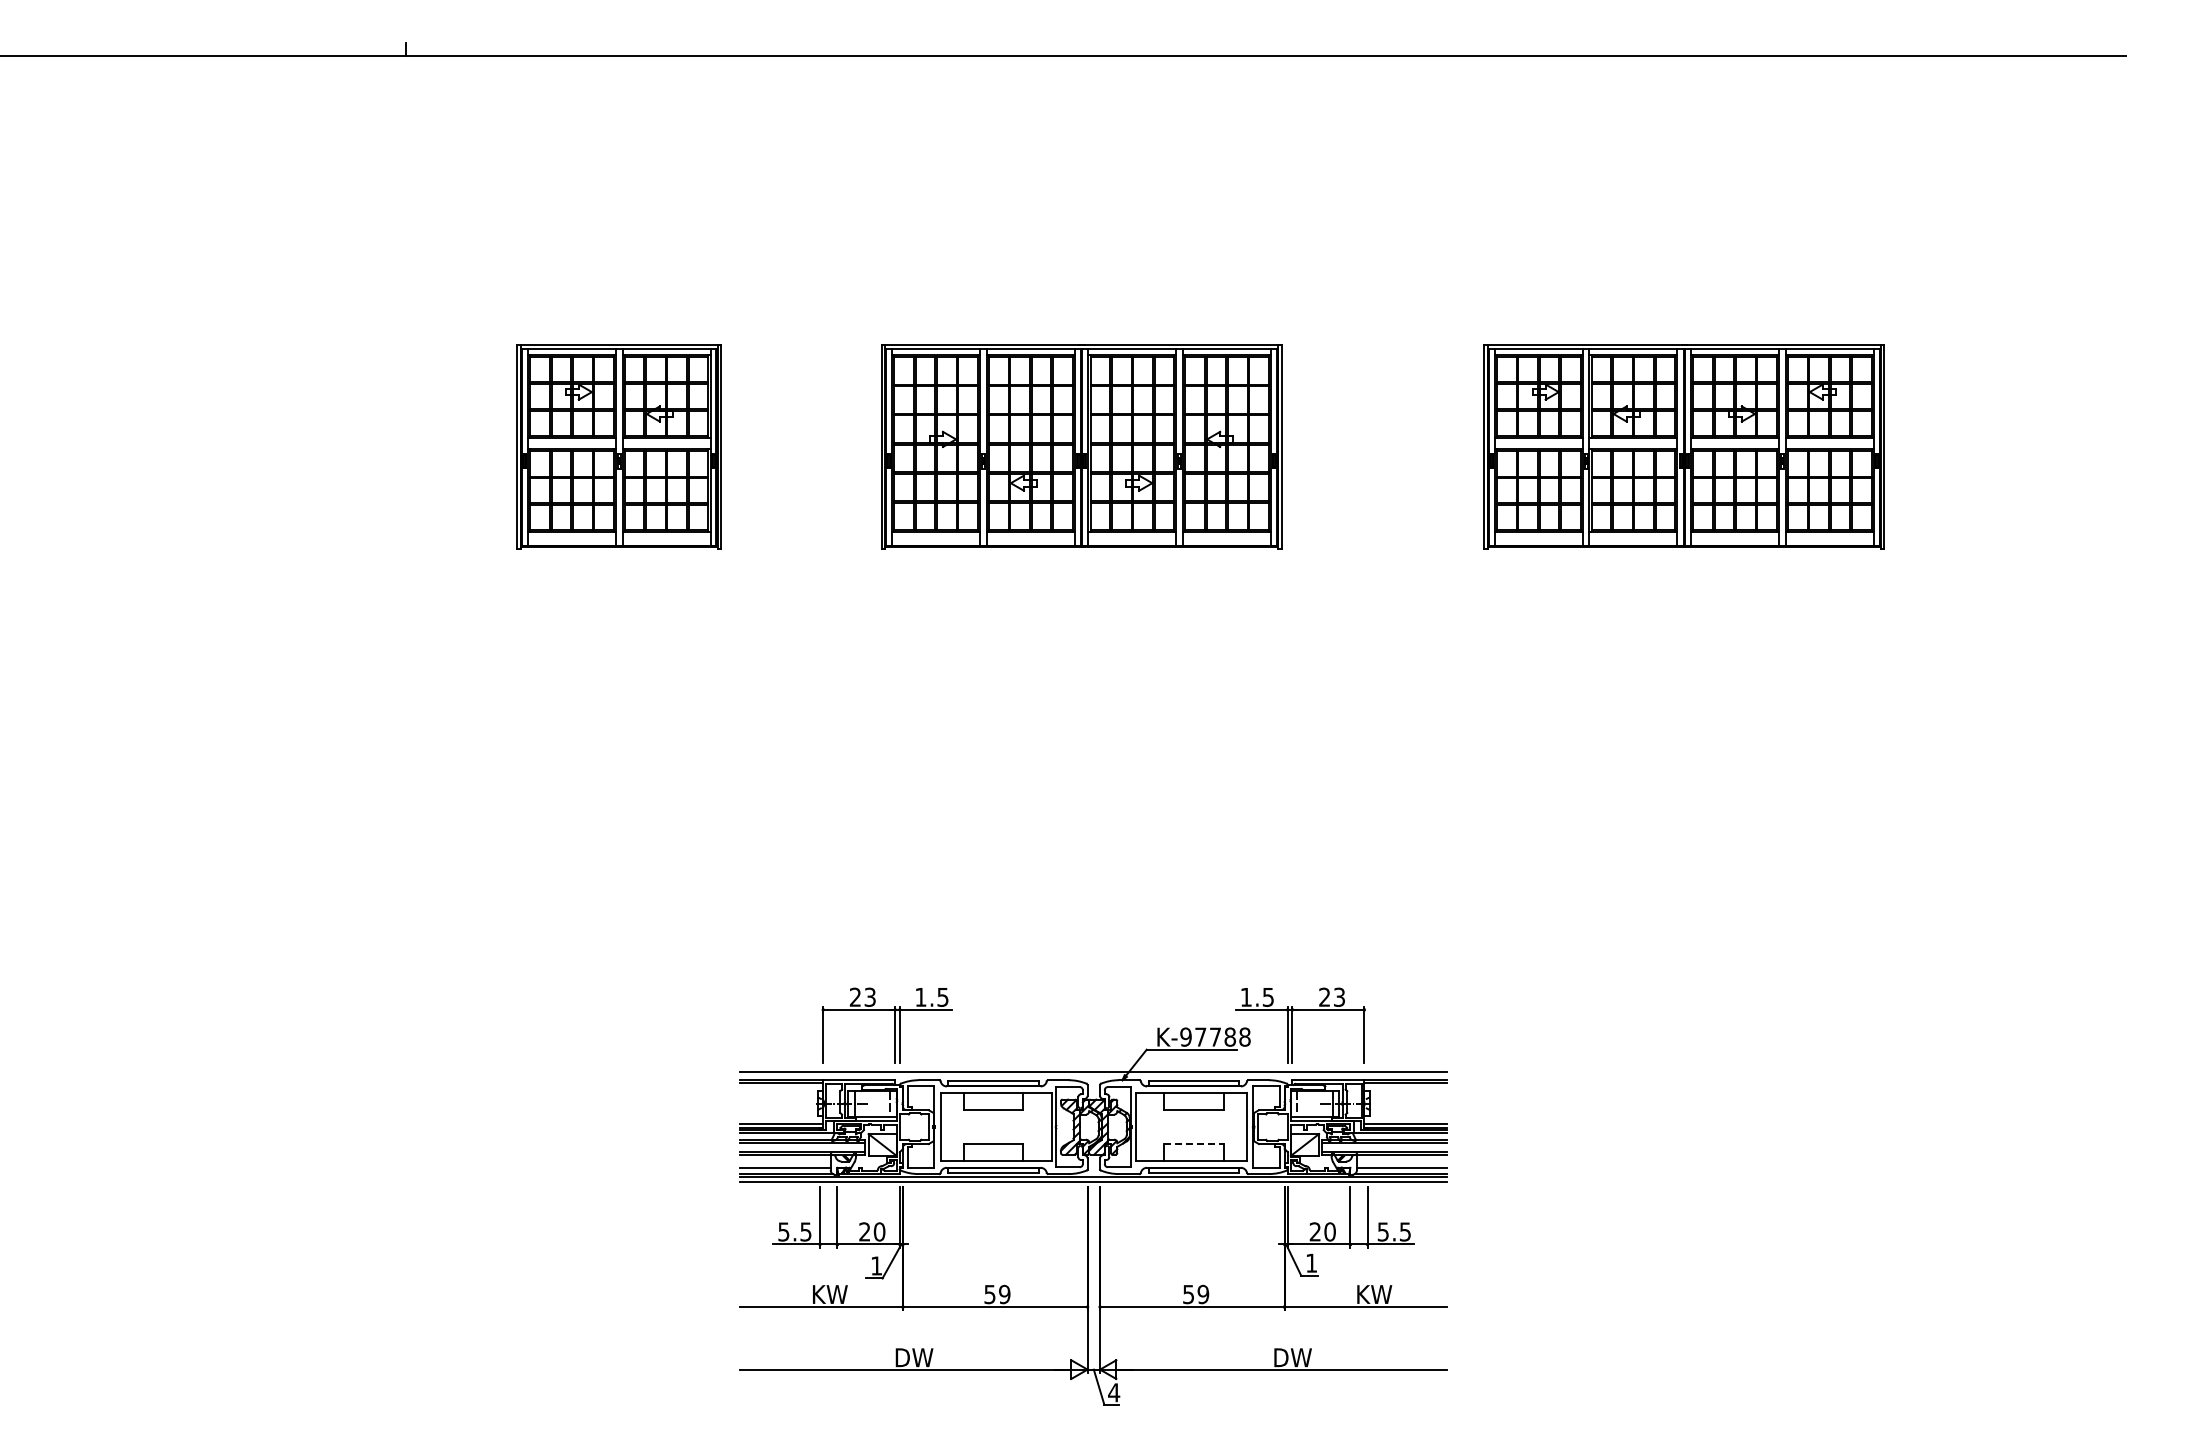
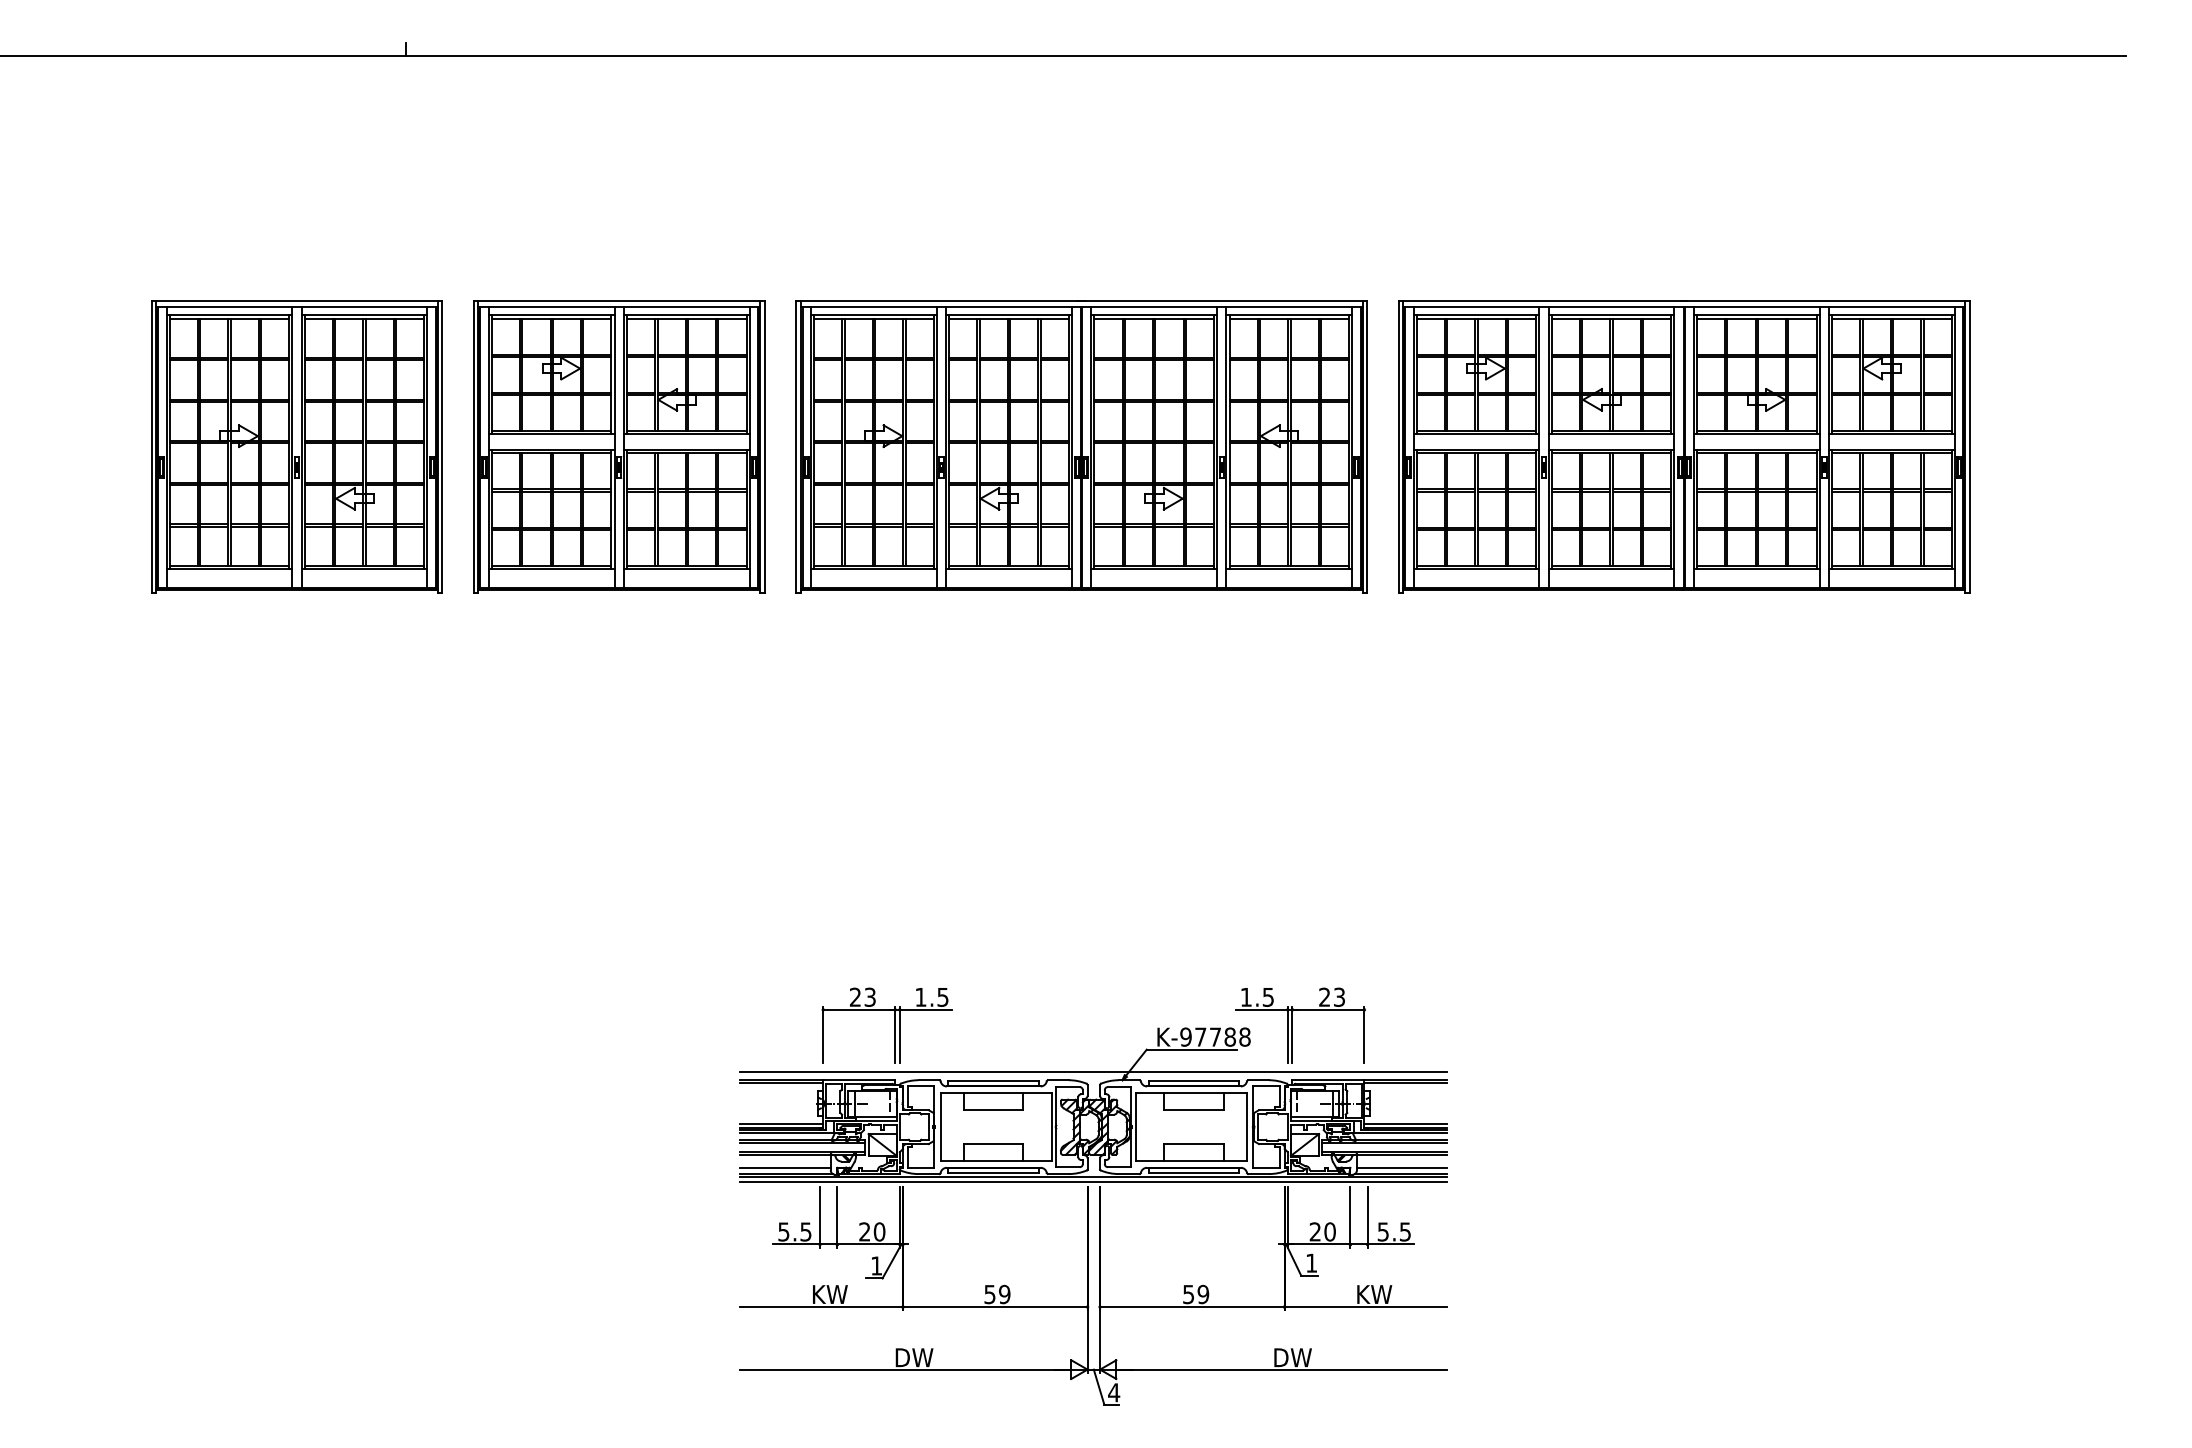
part: none -> present (296, 446)
part size: 206x206 px -> 293x294 px (619, 446)
part size: 402x206 px -> 573x294 px (1081, 446)
part size: 402x206 px -> 573x294 px (1684, 446)
line: dashed -> solid (1193, 1144)
